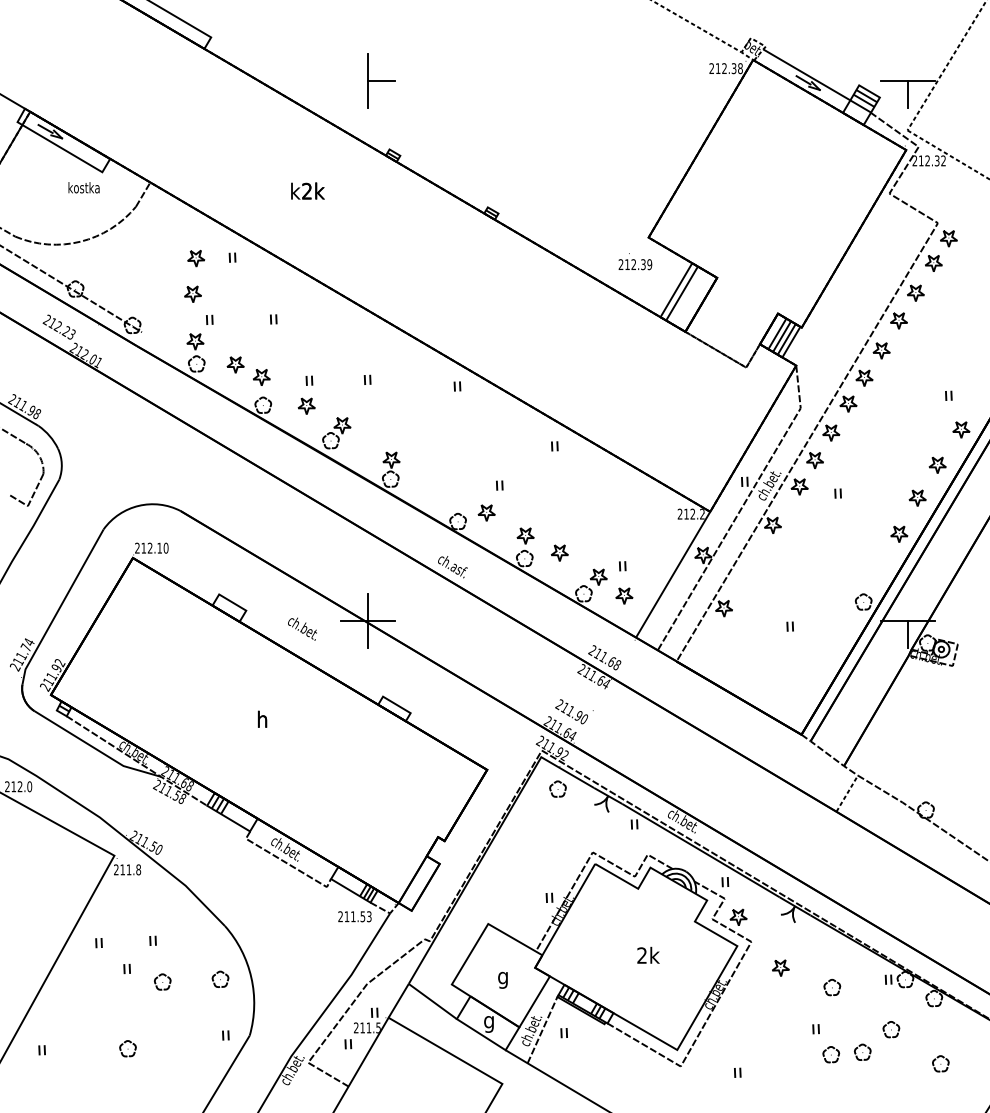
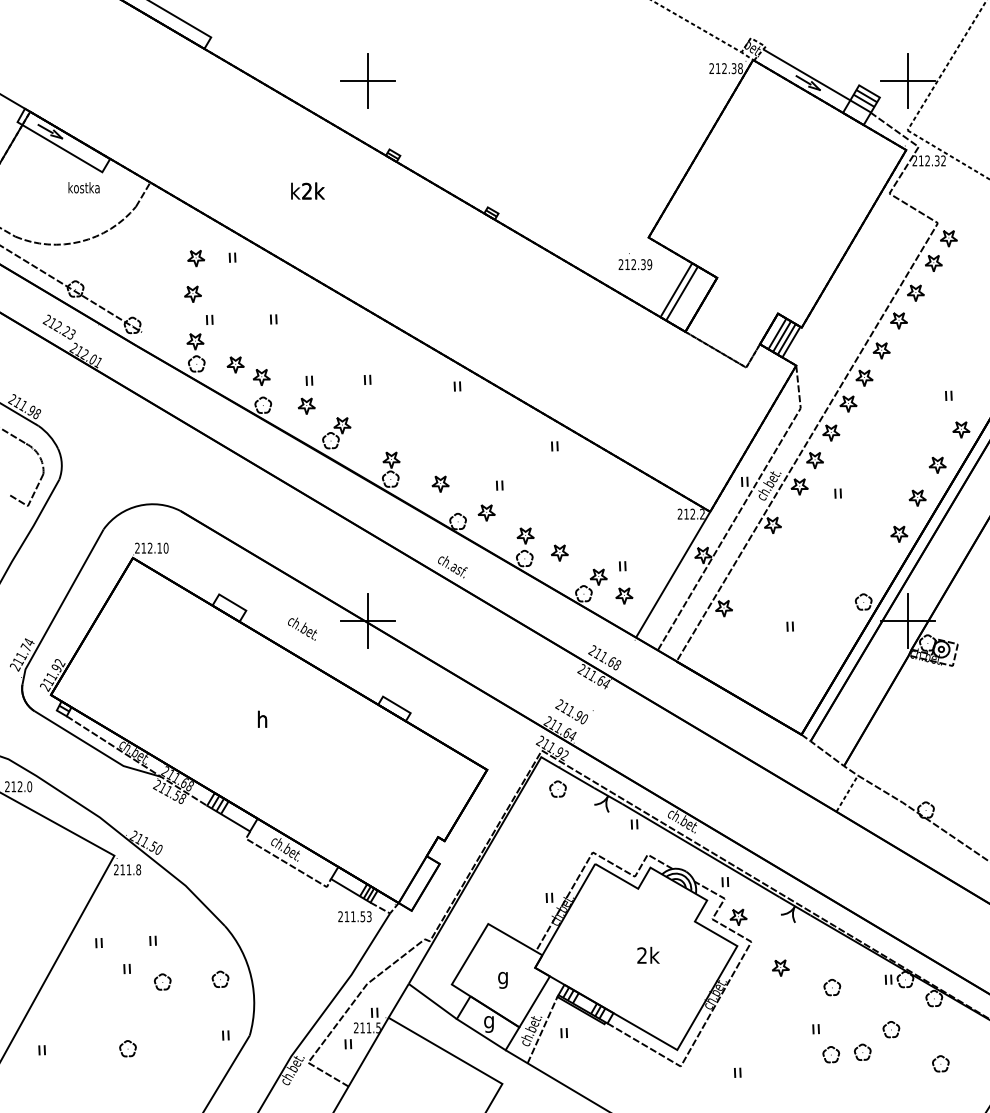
line: none -> present (908, 66)
line: none -> present (353, 80)
part: none -> present (440, 483)
line: none -> present (908, 607)
